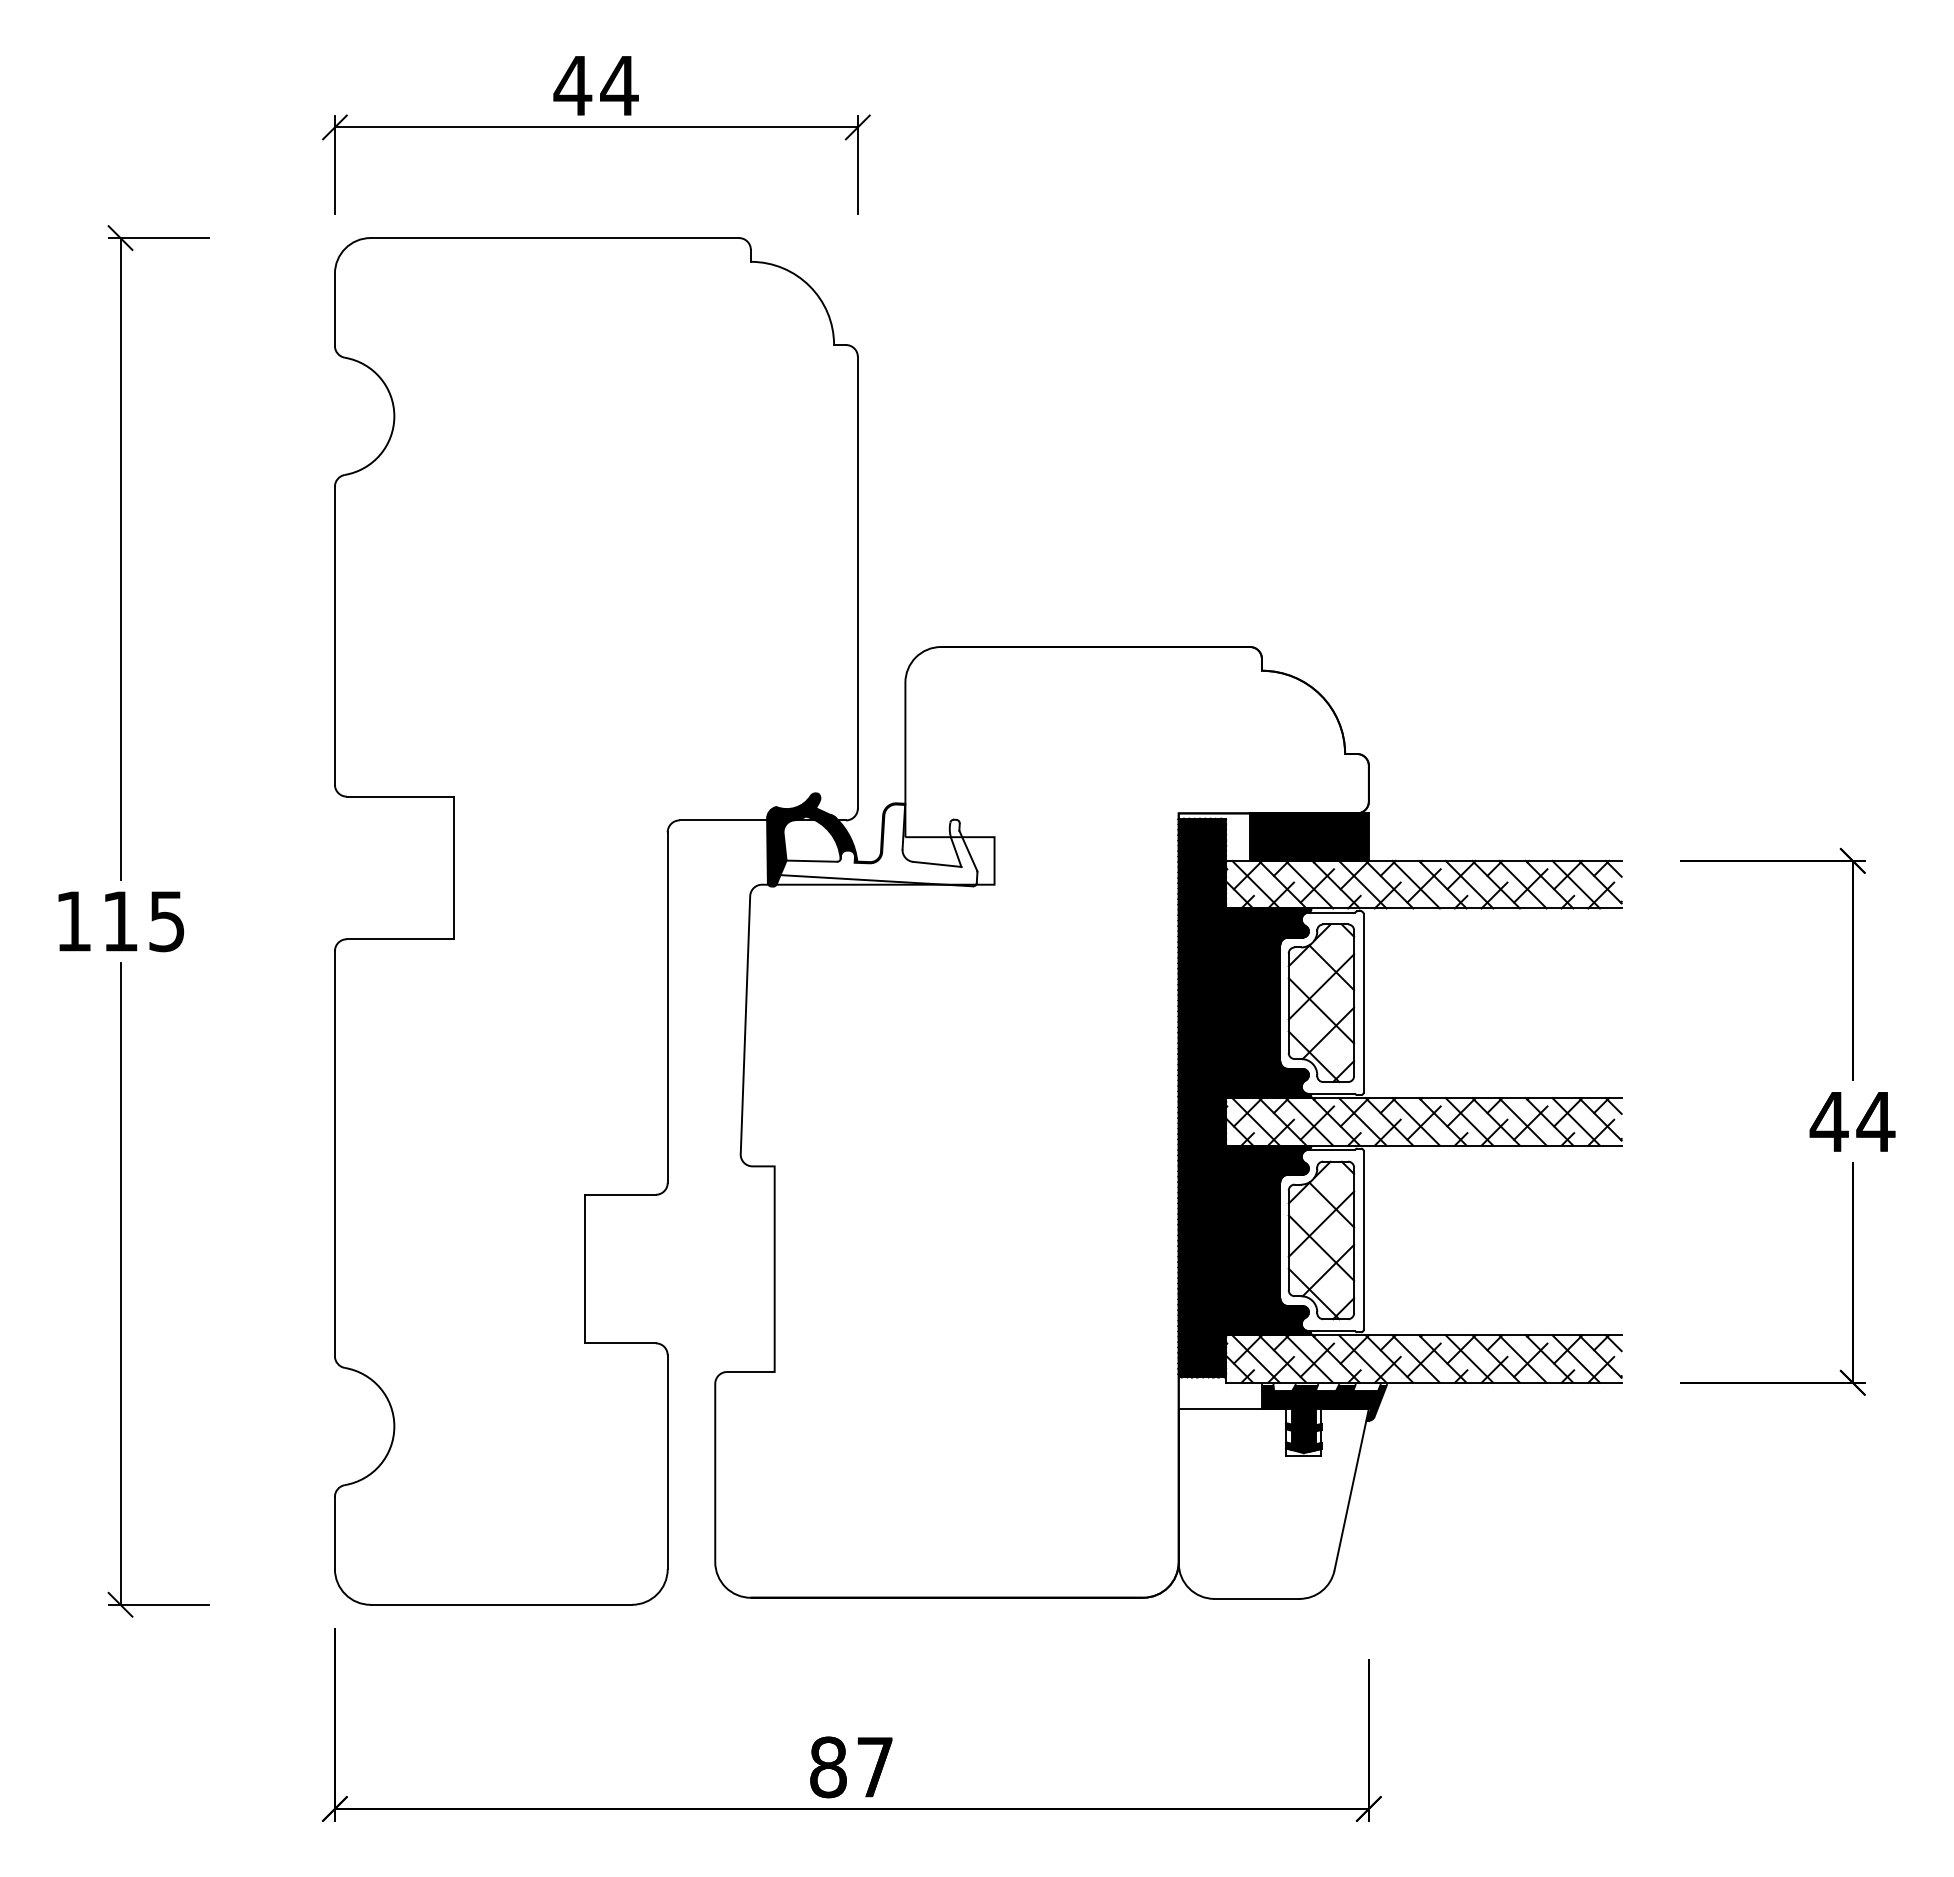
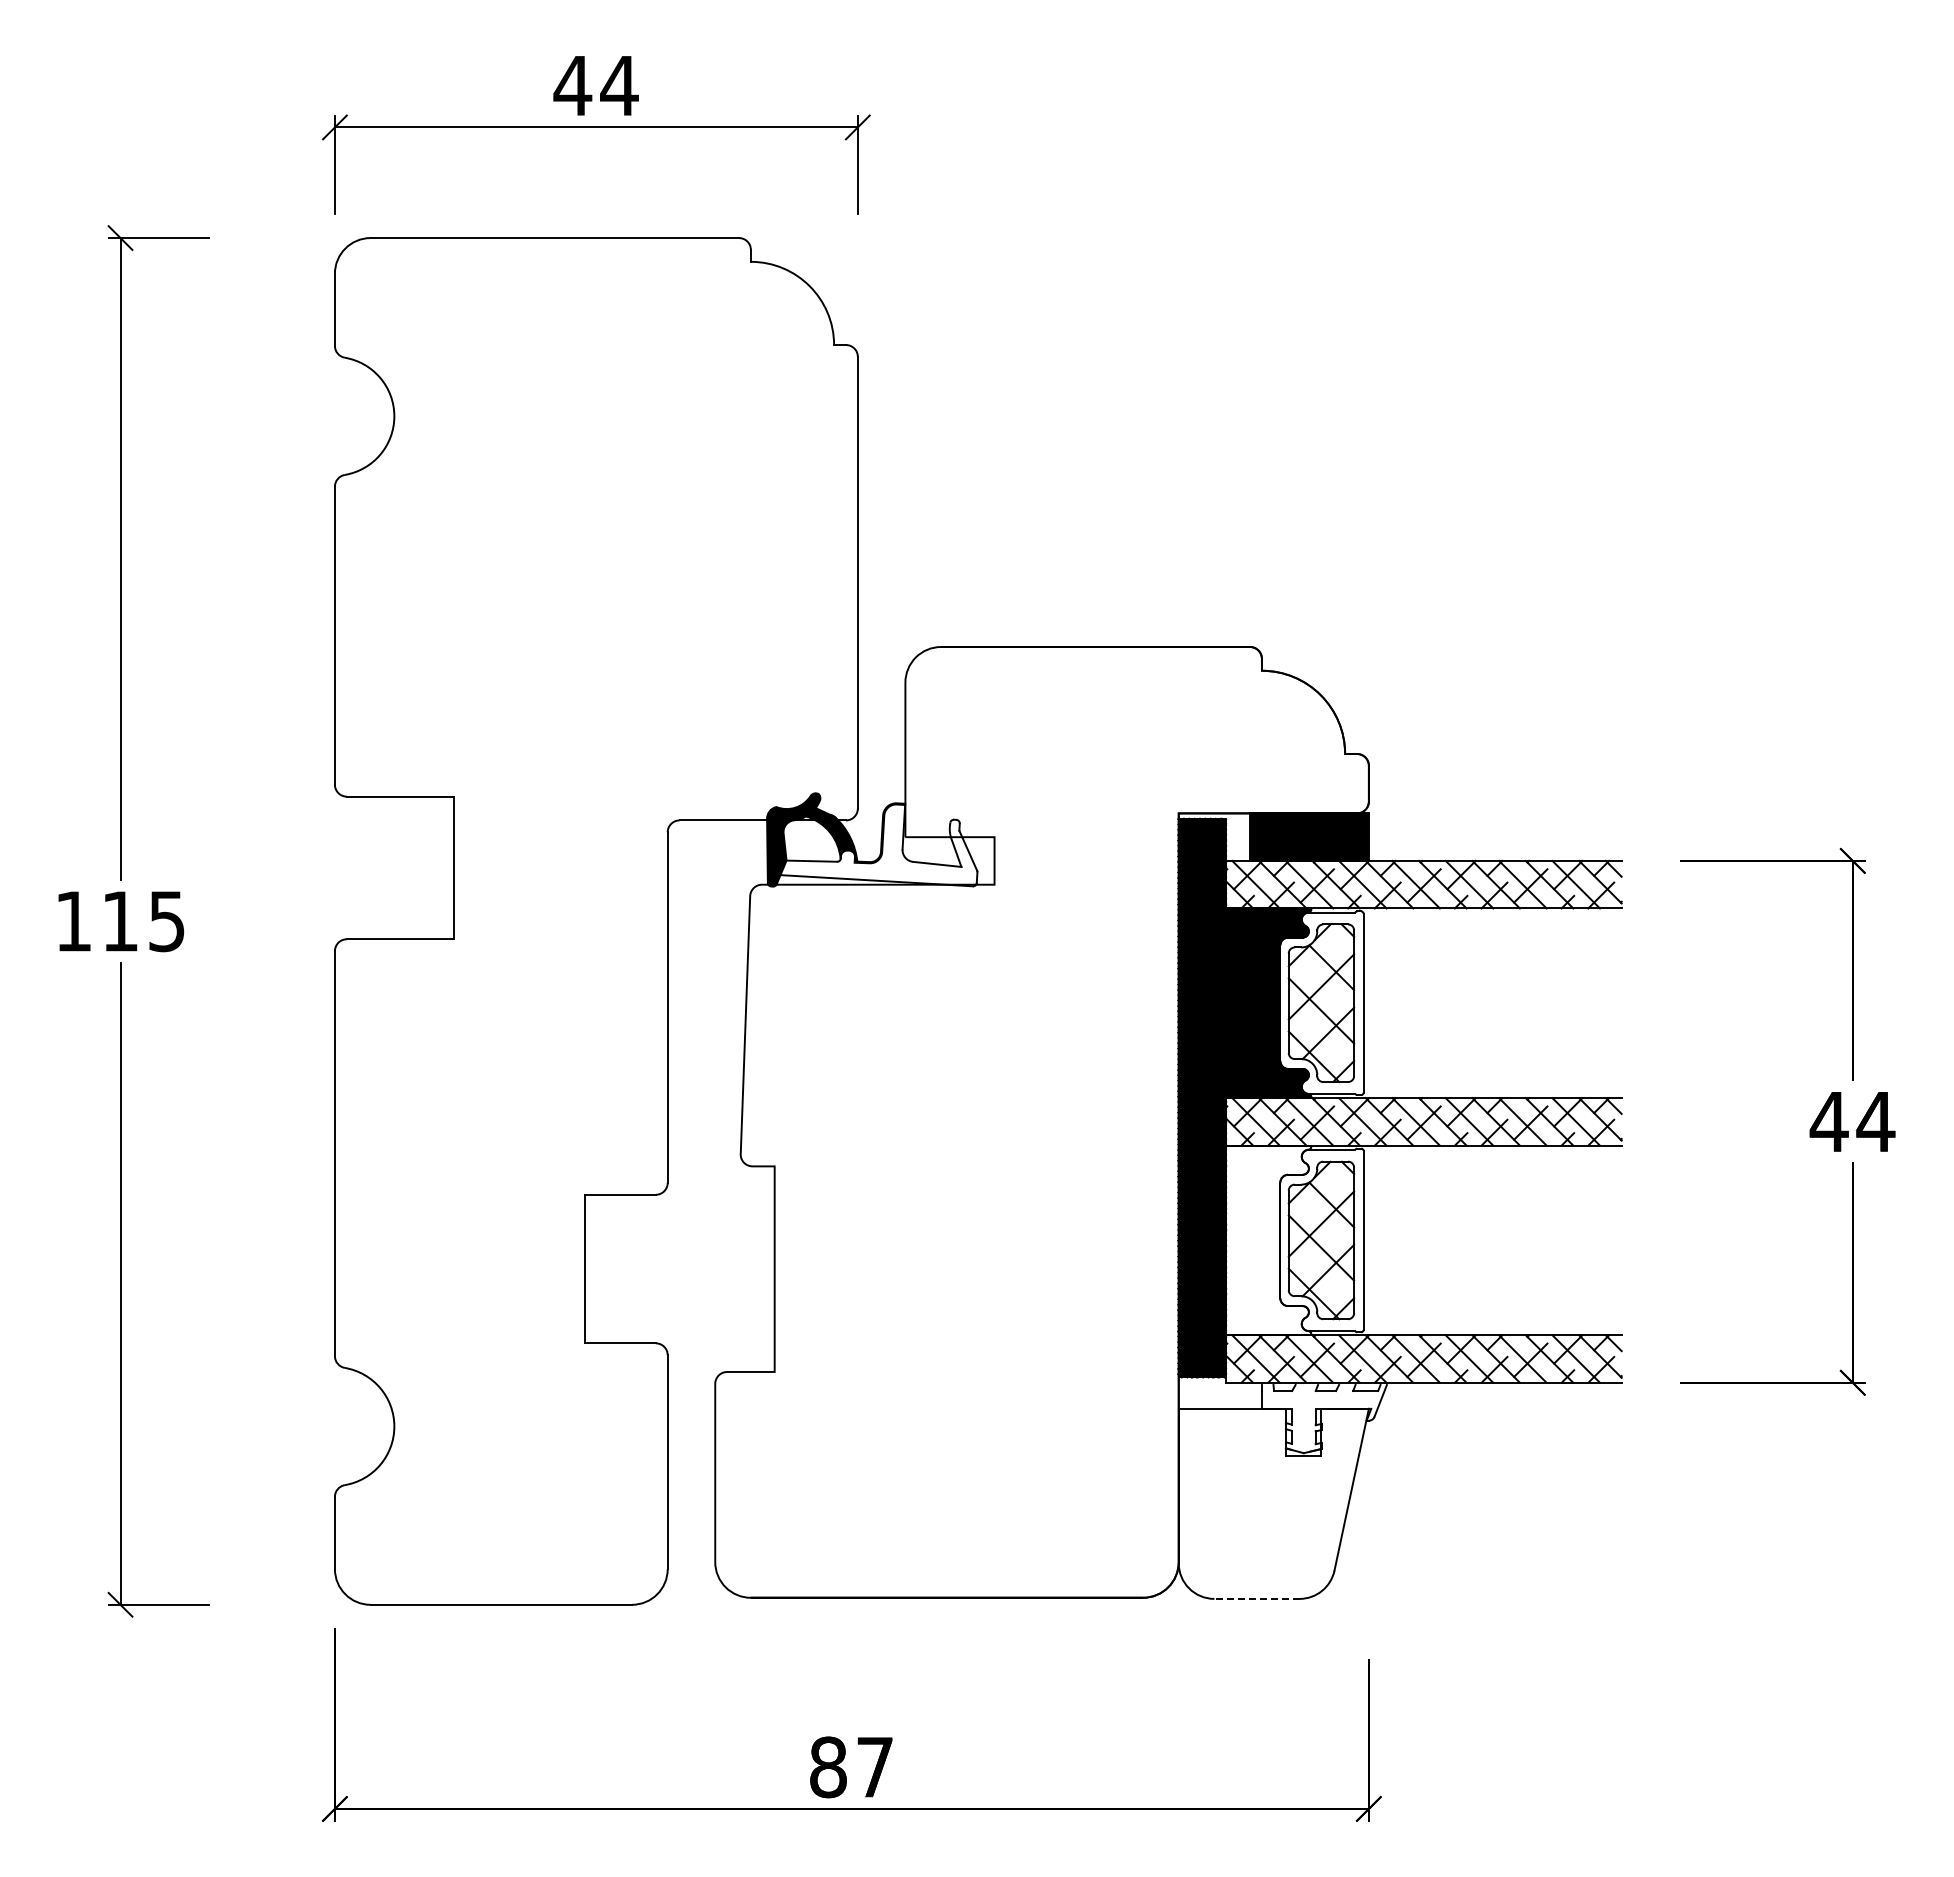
fill: present -> none (1268, 1240)
fill: present -> none (1324, 1418)
line: solid -> dashed (1257, 1598)
